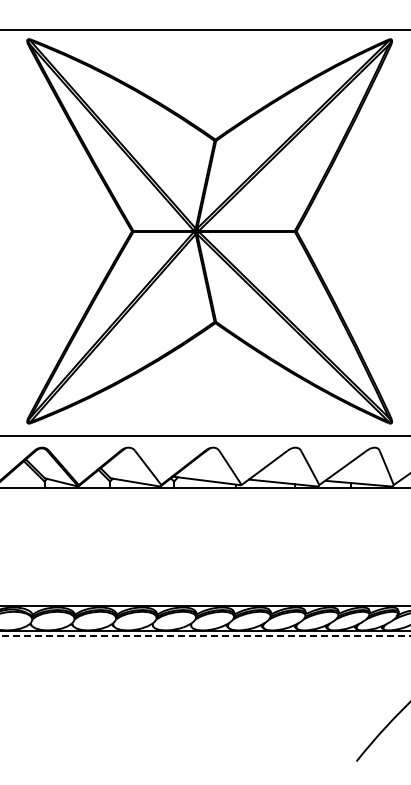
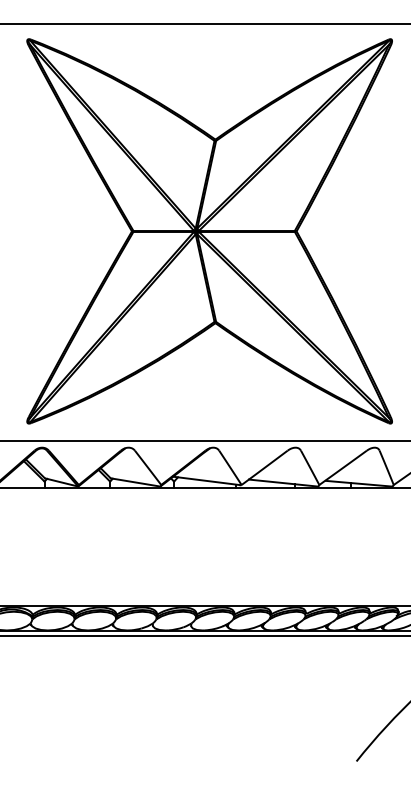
line position: (204, 29) -> (204, 23) (204, 23)
line position: (204, 435) -> (204, 440) (204, 440)
line: dashed -> solid (205, 635)
